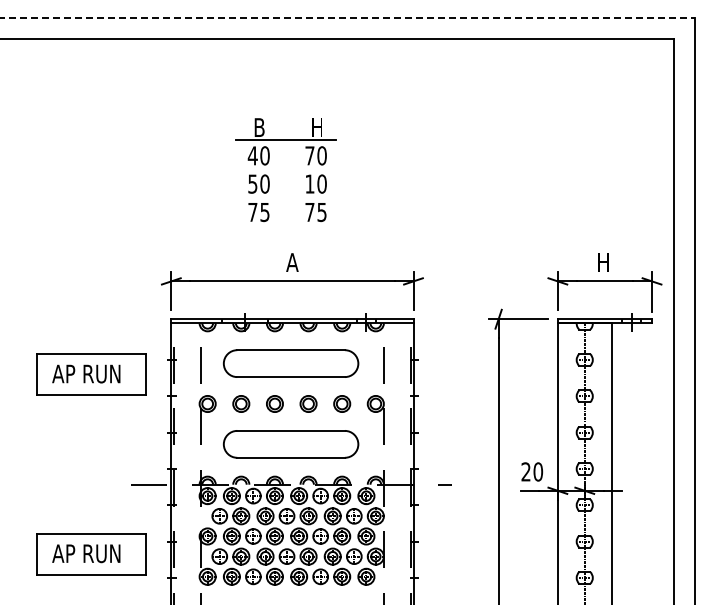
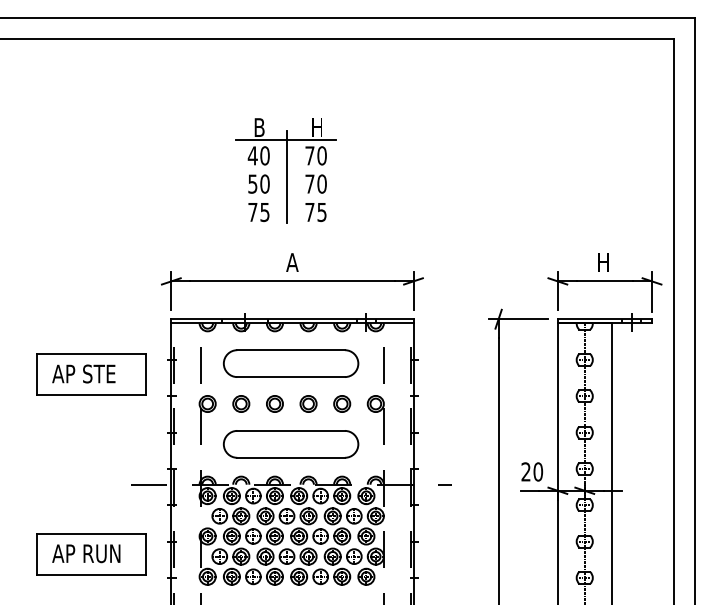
line: dashed -> solid (347, 18)
line: none -> present (286, 176)
text: 10 -> 70 (309, 183)
text: AP RUN -> AP STE (101, 373)
